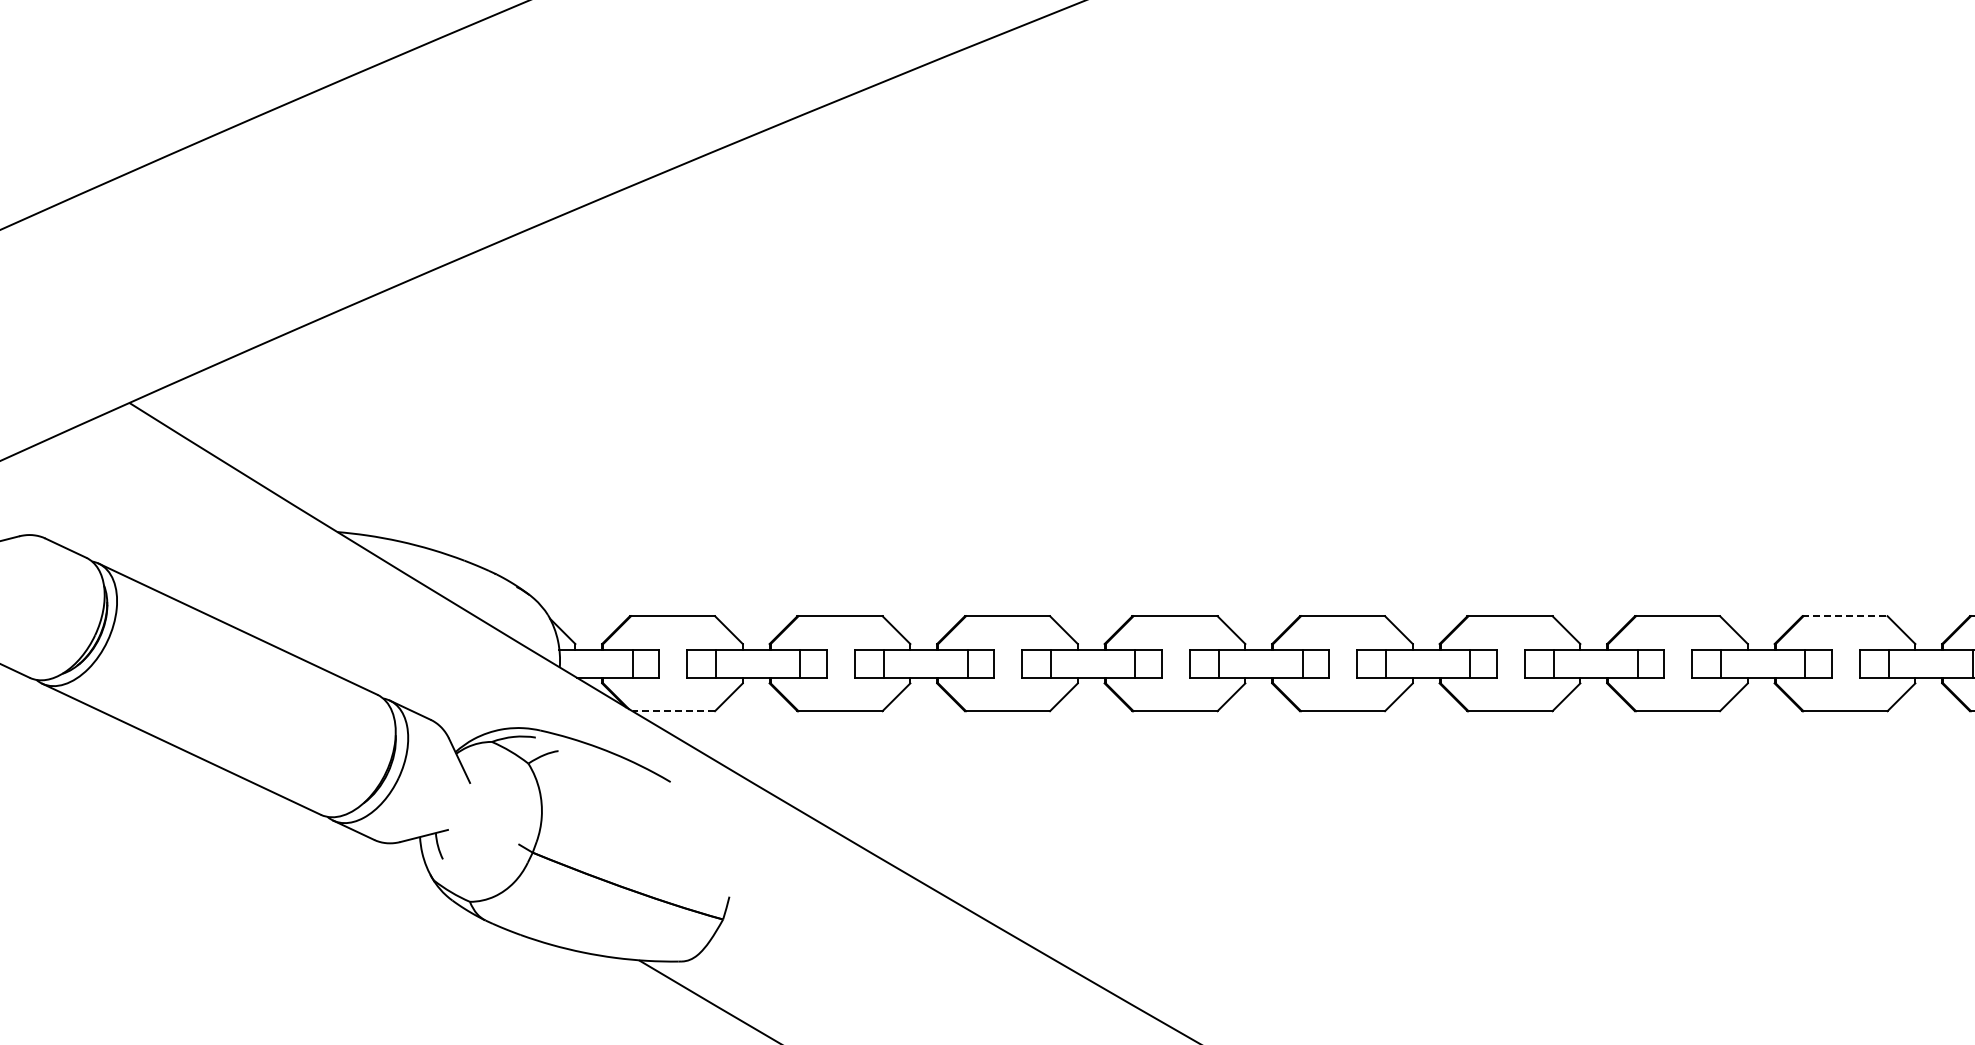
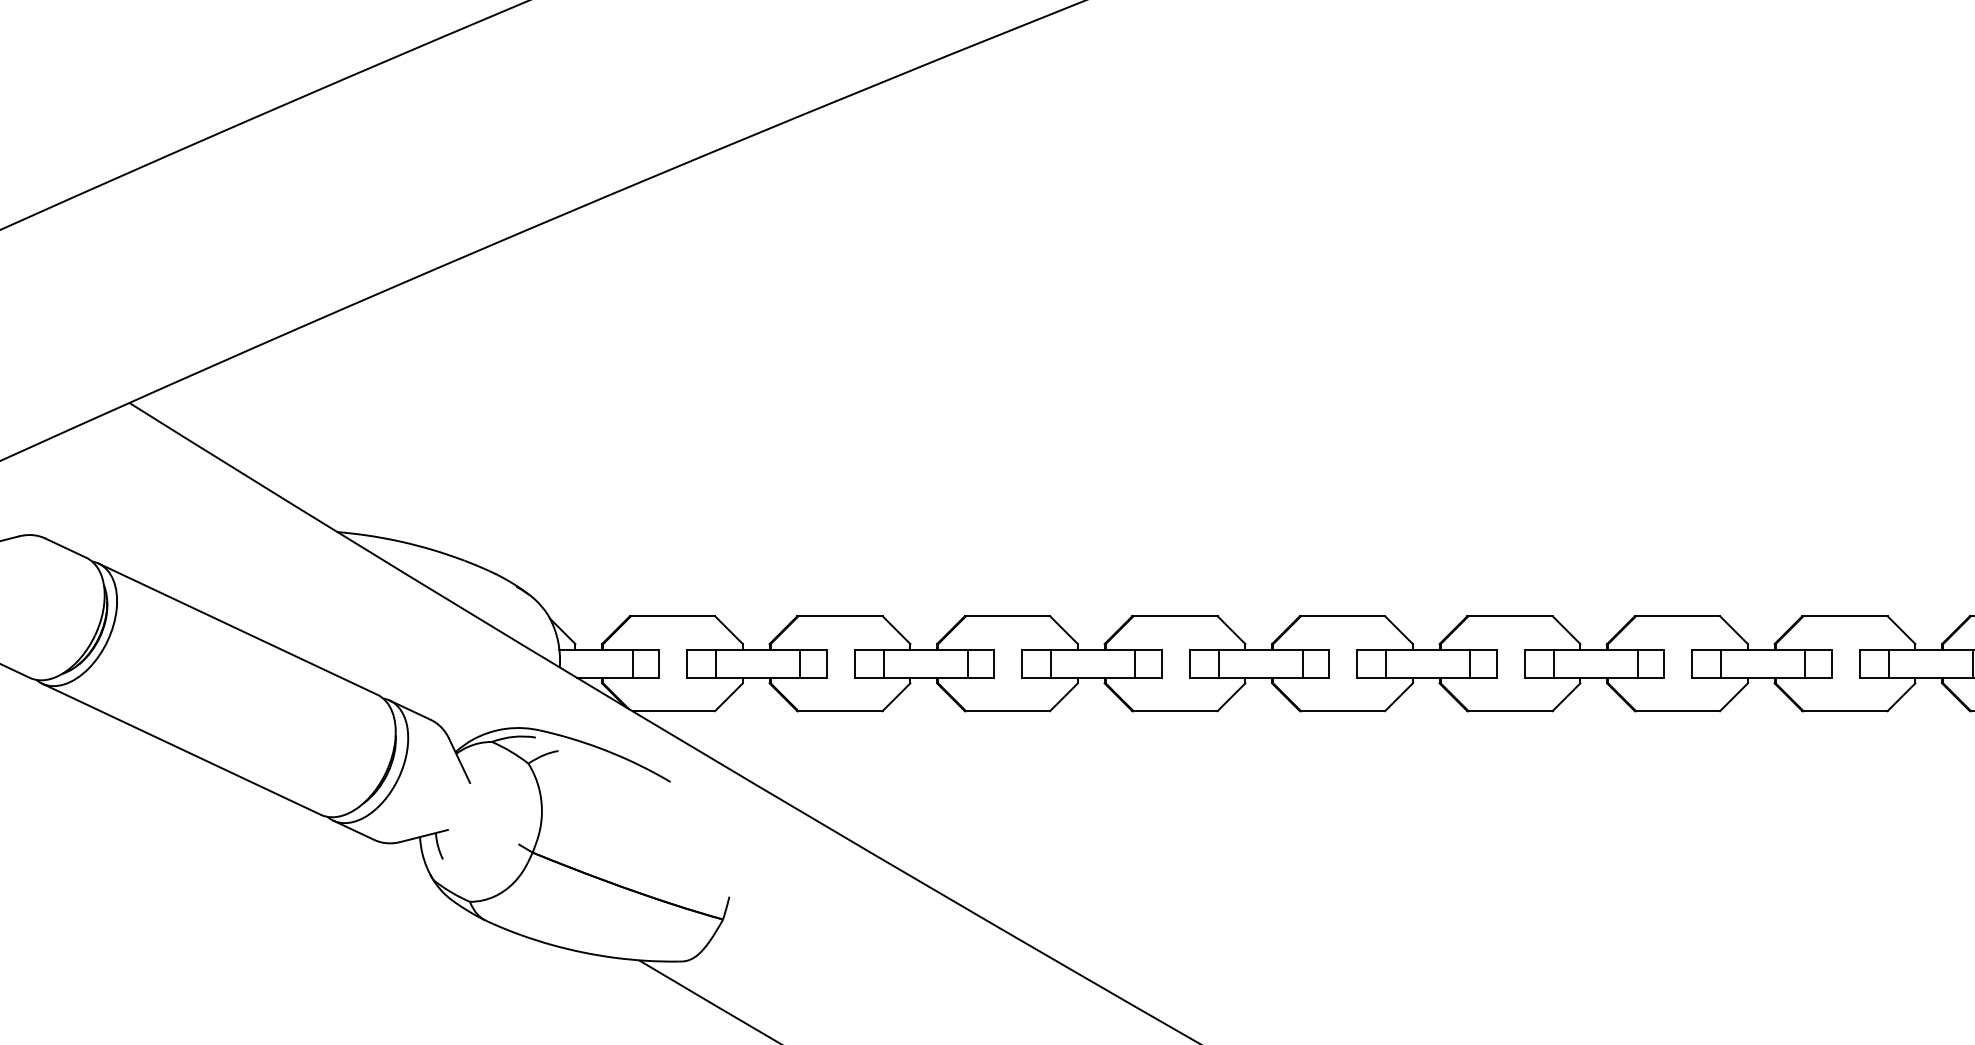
line: dashed -> solid (1844, 616)
line: dashed -> solid (673, 711)
